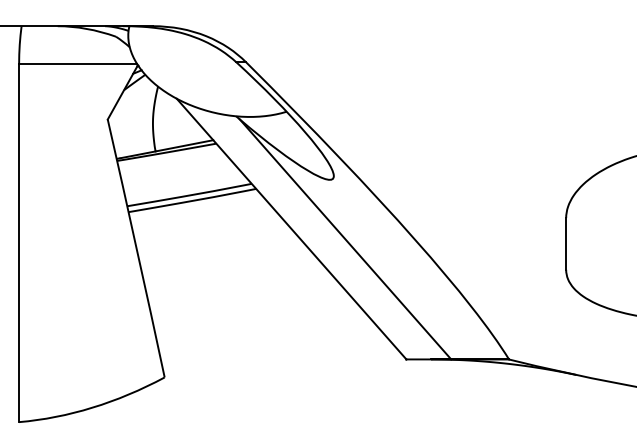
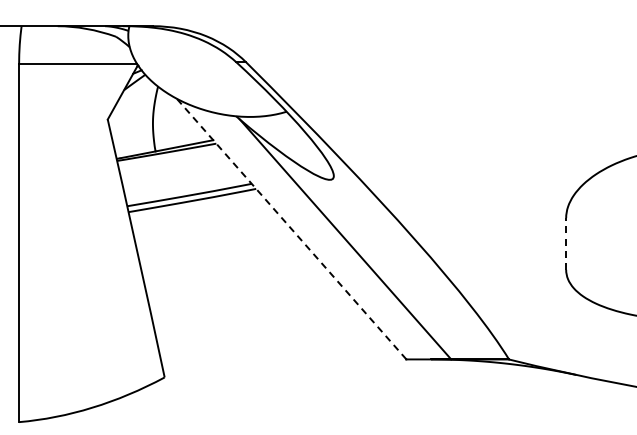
line: solid -> dashed (291, 229)
line: solid -> dashed (566, 243)
